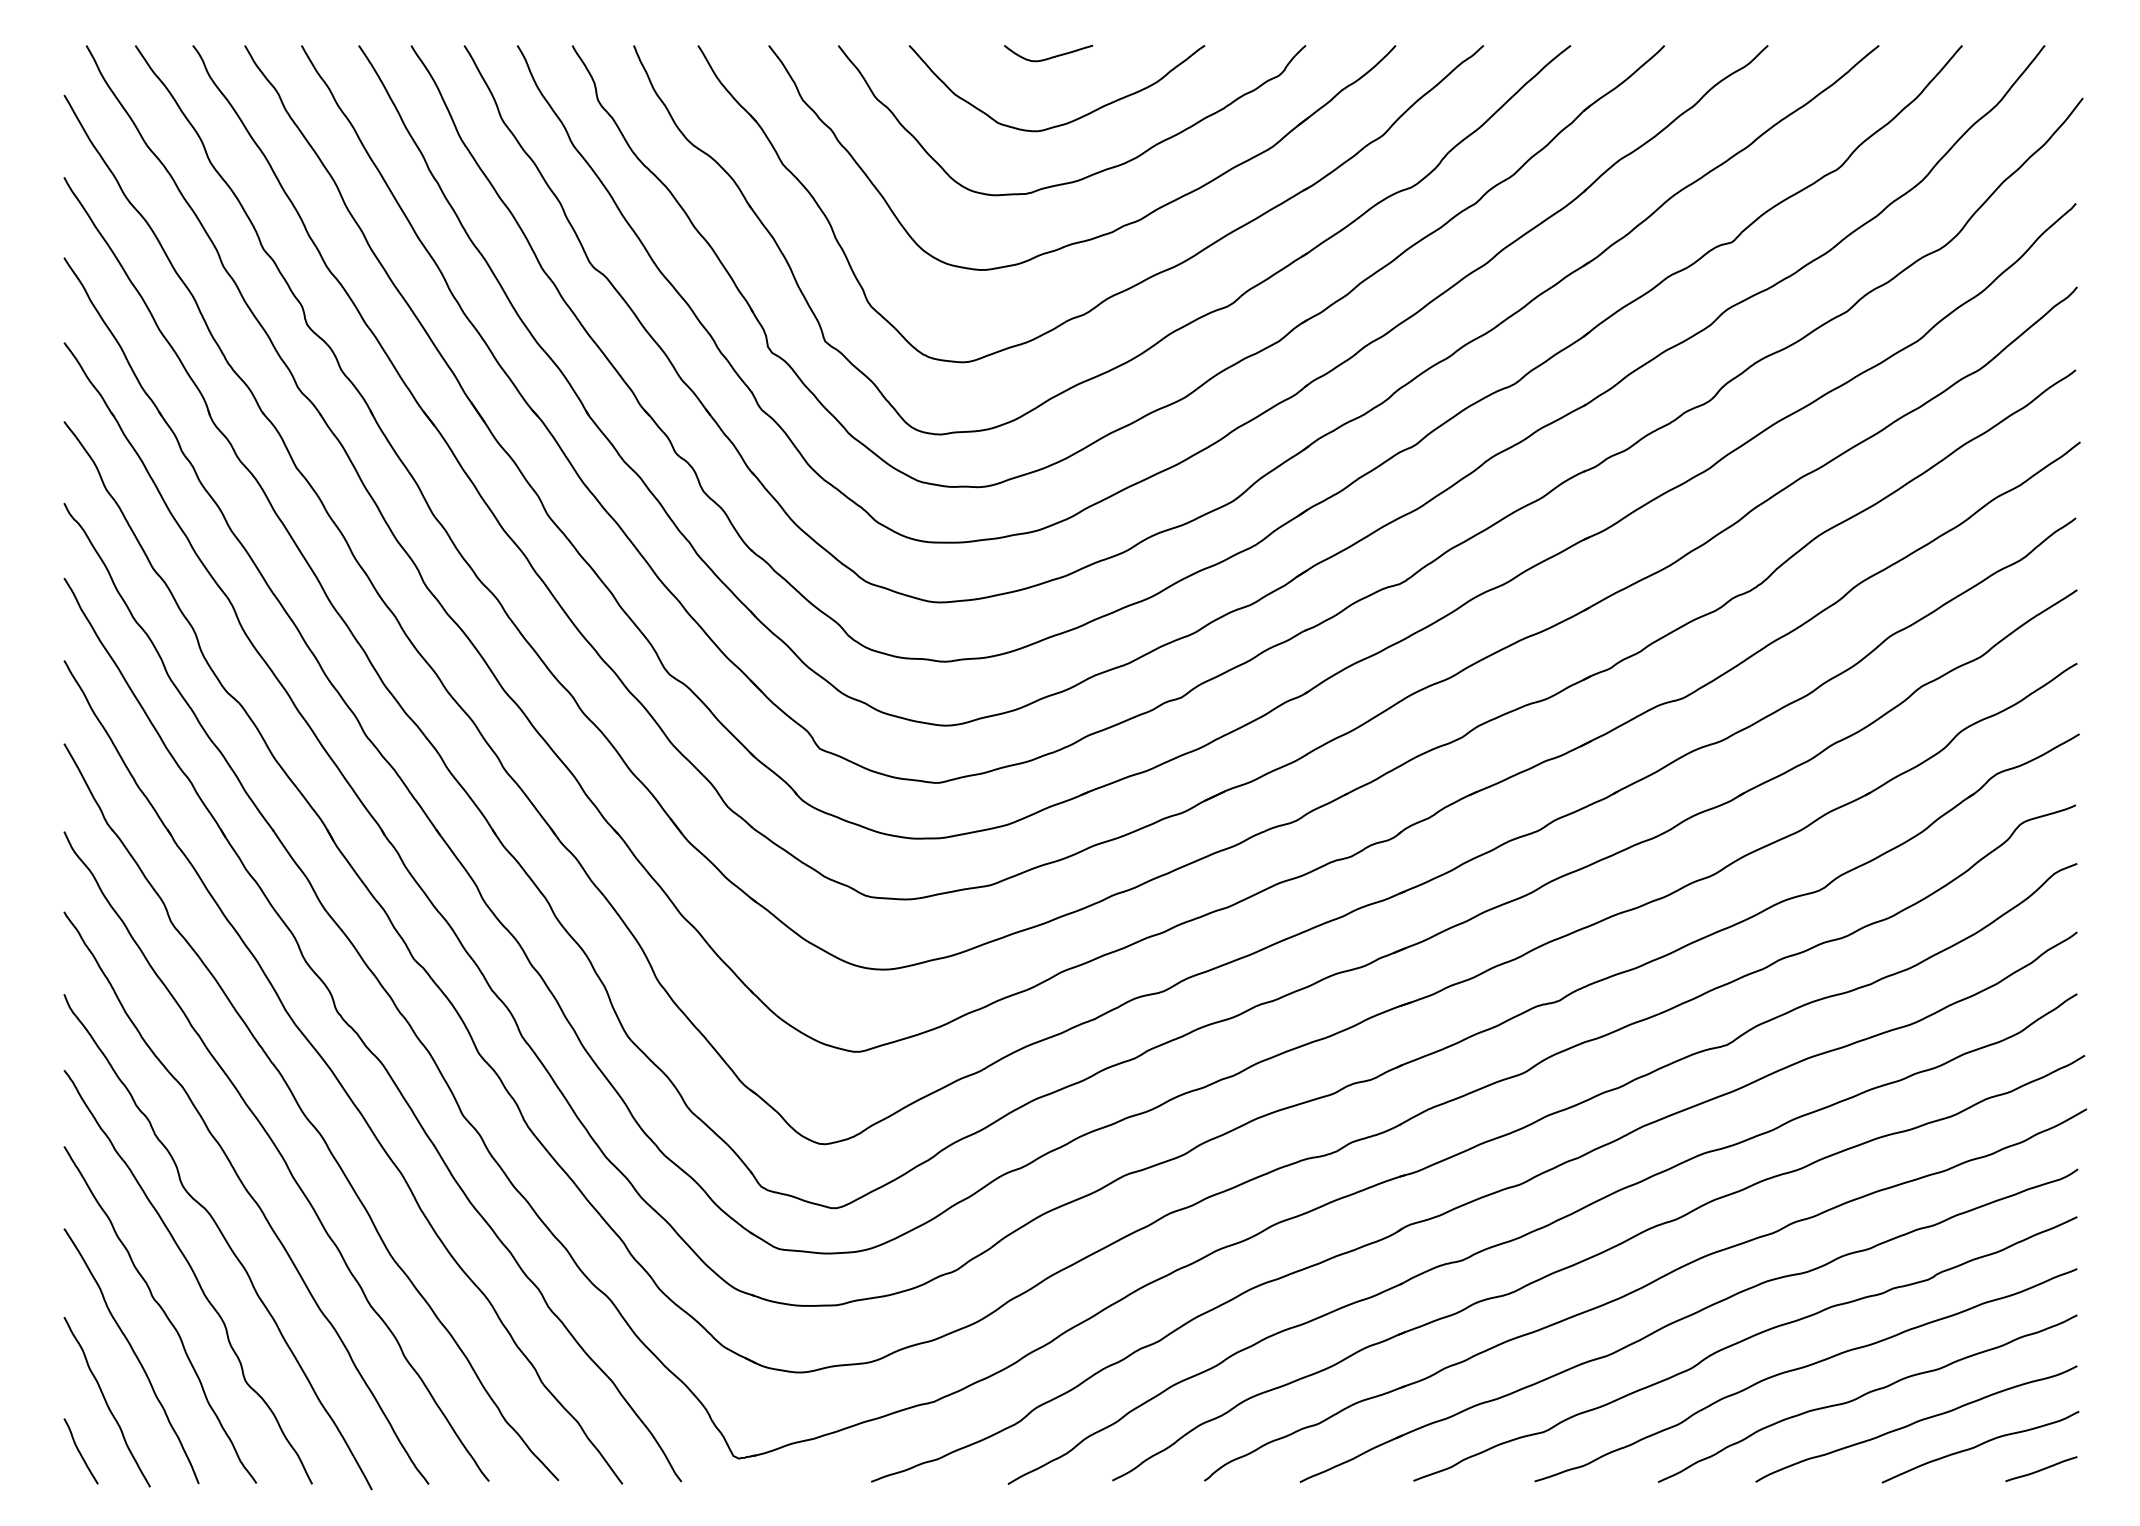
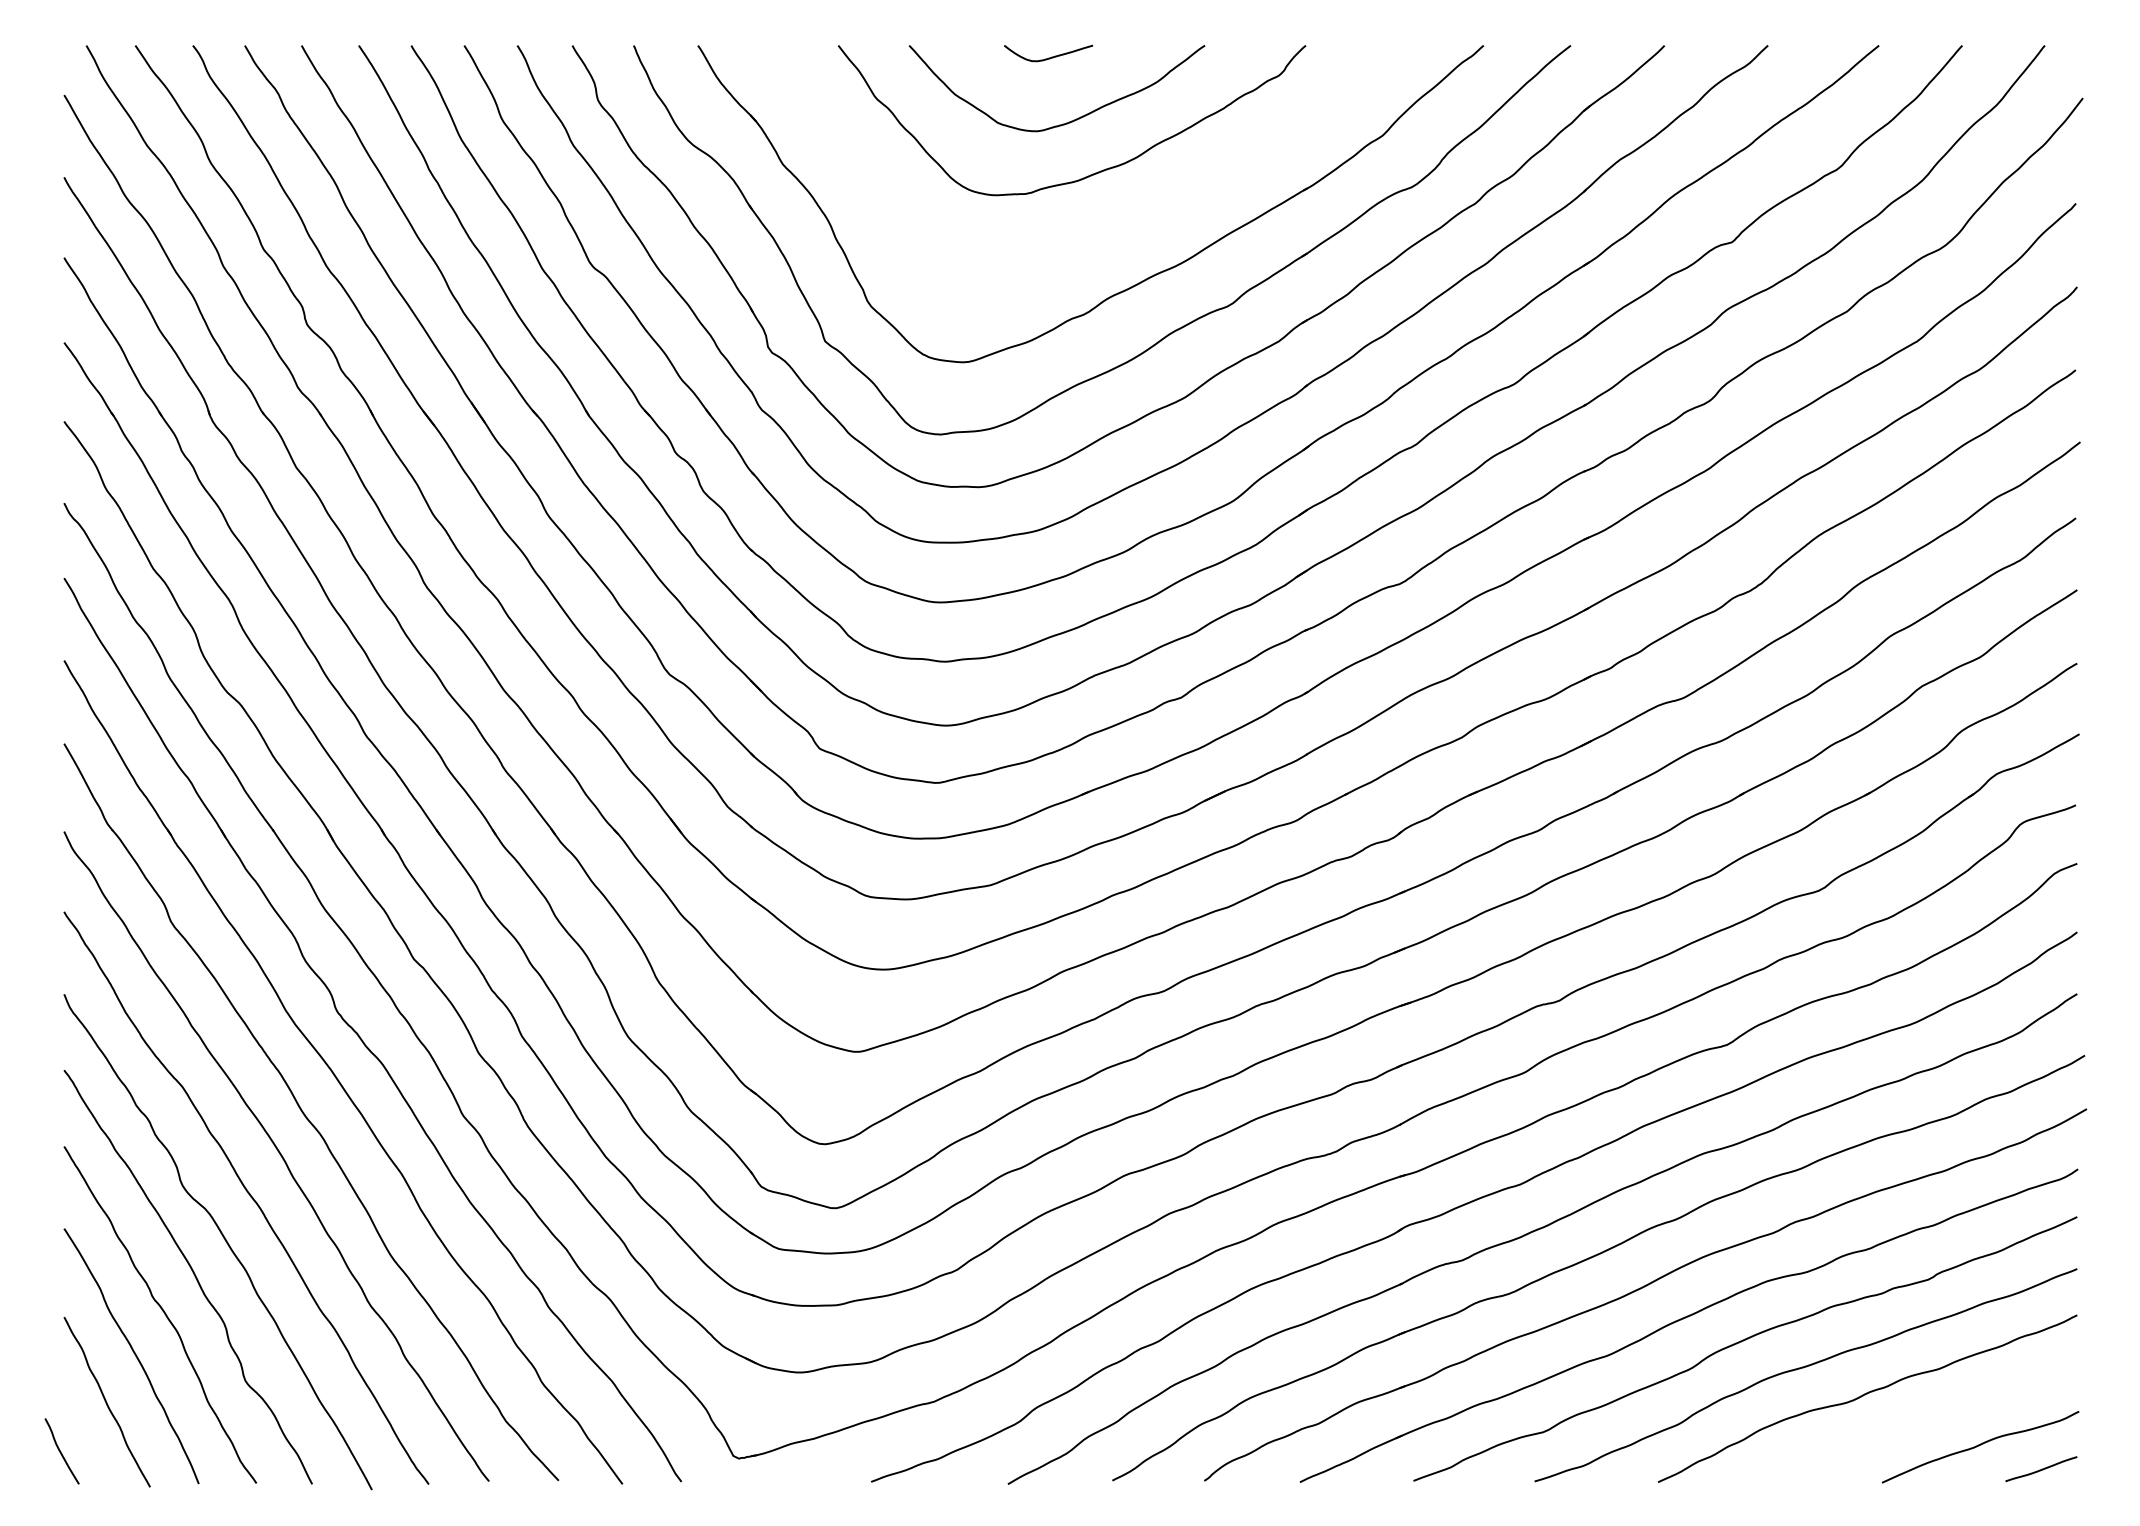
part: present -> none (1118, 227)
curve: present -> none (1916, 1422)
curve position: (80, 1451) -> (61, 1451) (61, 1451)
